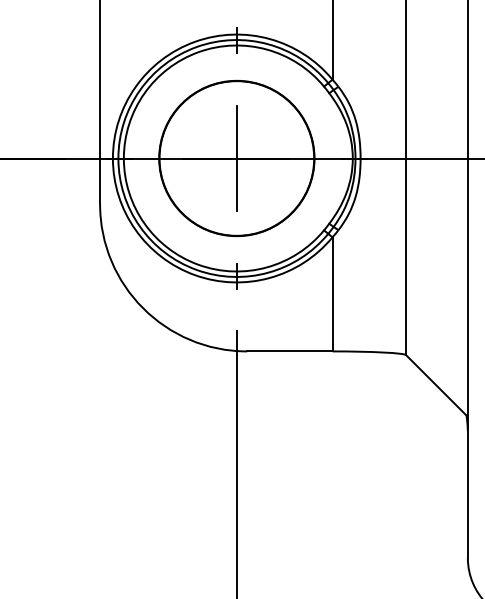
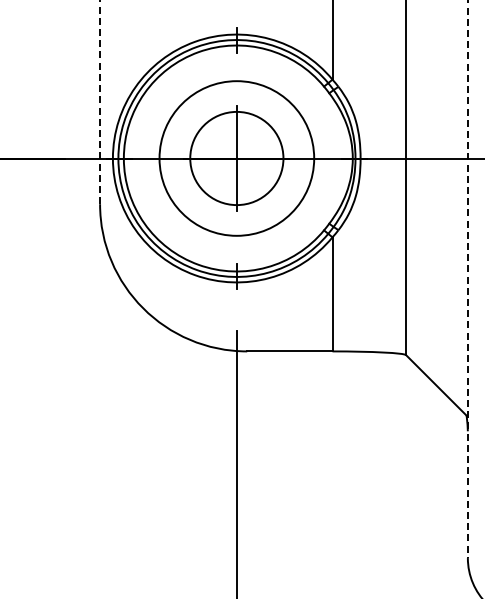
line: solid -> dashed (100, 102)
circle diameter: 155 px -> 93 px (236, 158)
line: solid -> dashed (467, 279)
